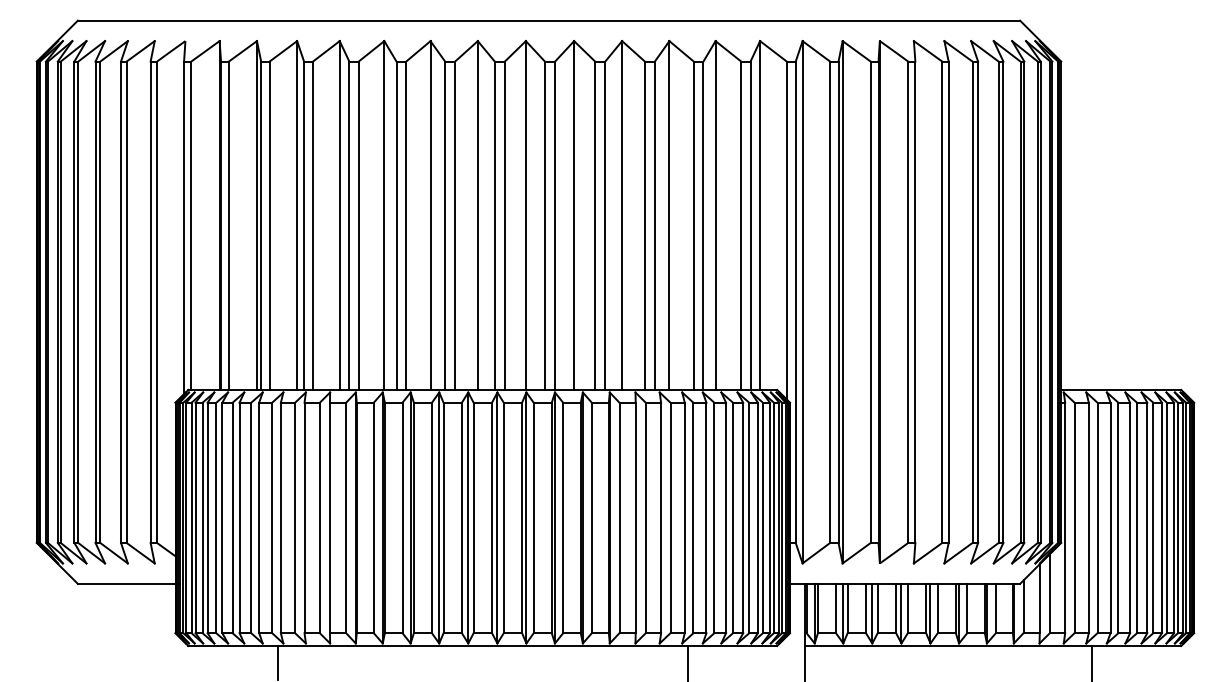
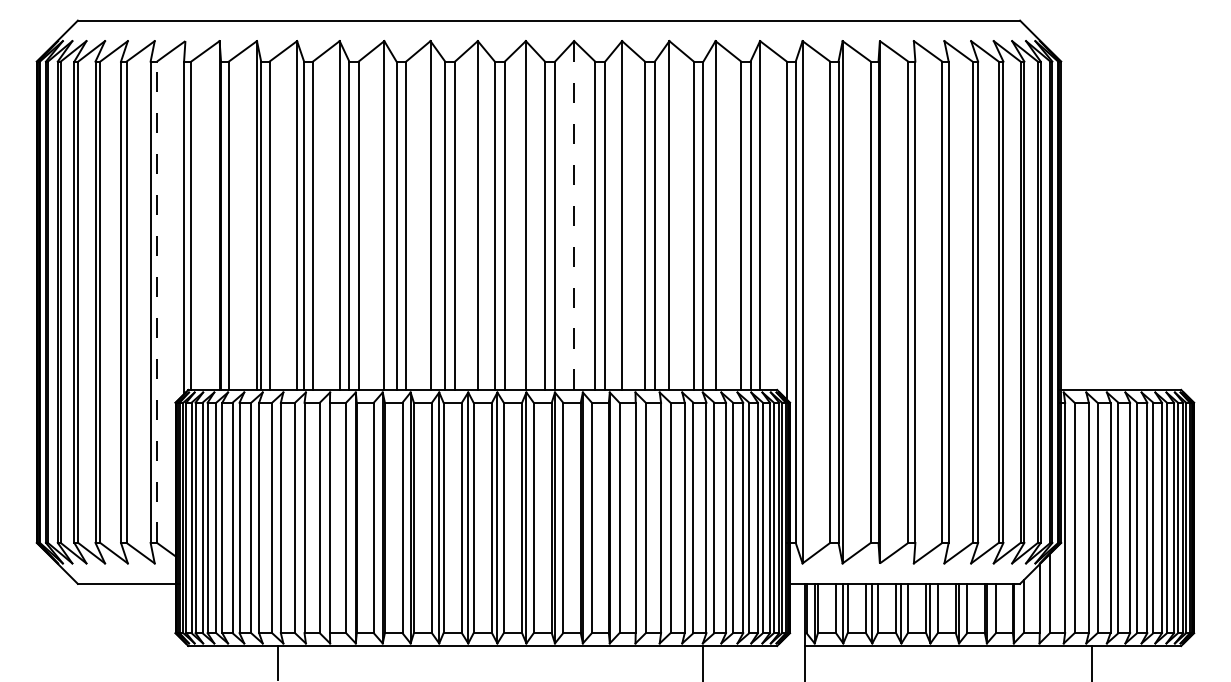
line: solid -> dashed (574, 215)
line: solid -> dashed (157, 302)
line position: (687, 661) -> (702, 661) (702, 661)
